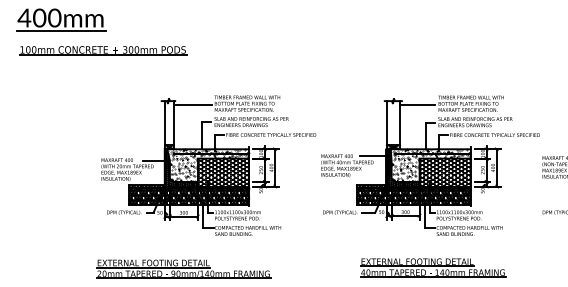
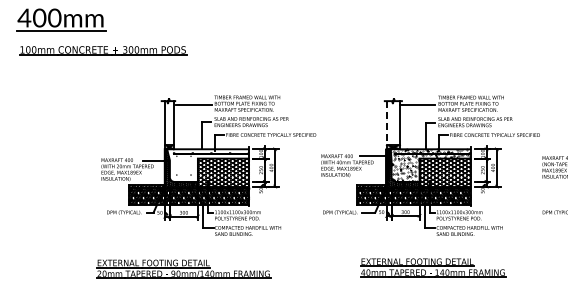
line: solid -> dashed (386, 123)
hatch: present -> none (208, 165)
